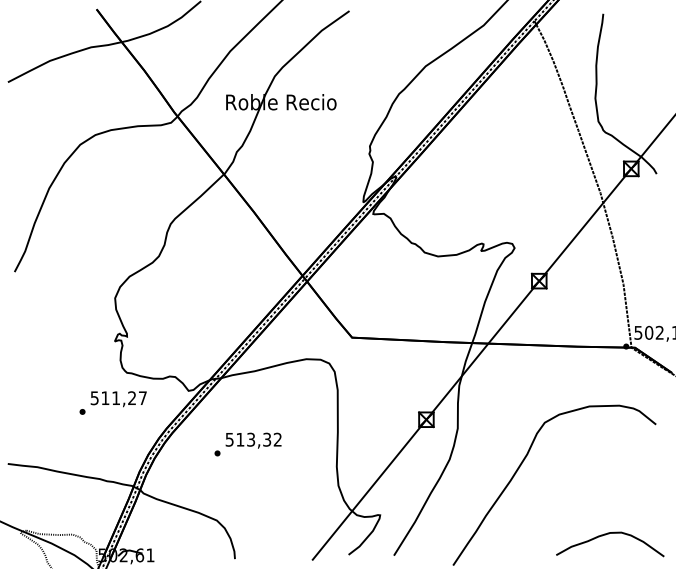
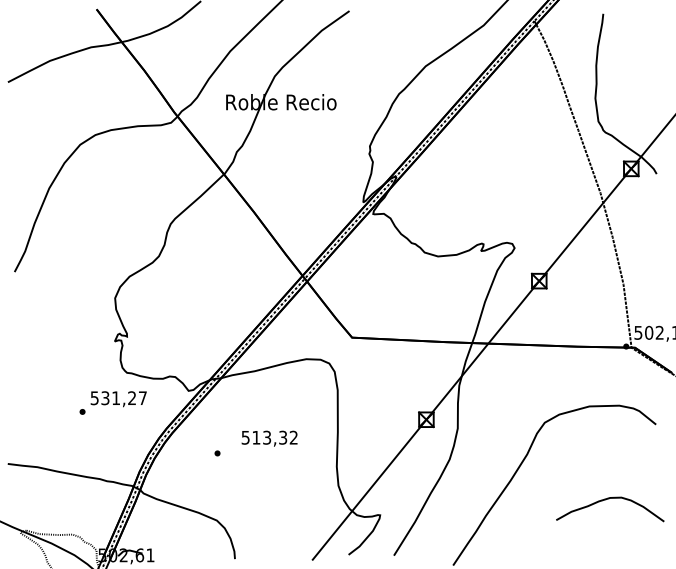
text: 511,27 -> 531,27 (105, 398)
text position: (253, 440) -> (269, 438) (269, 438)
curve position: (609, 534) -> (609, 499) (609, 499)
